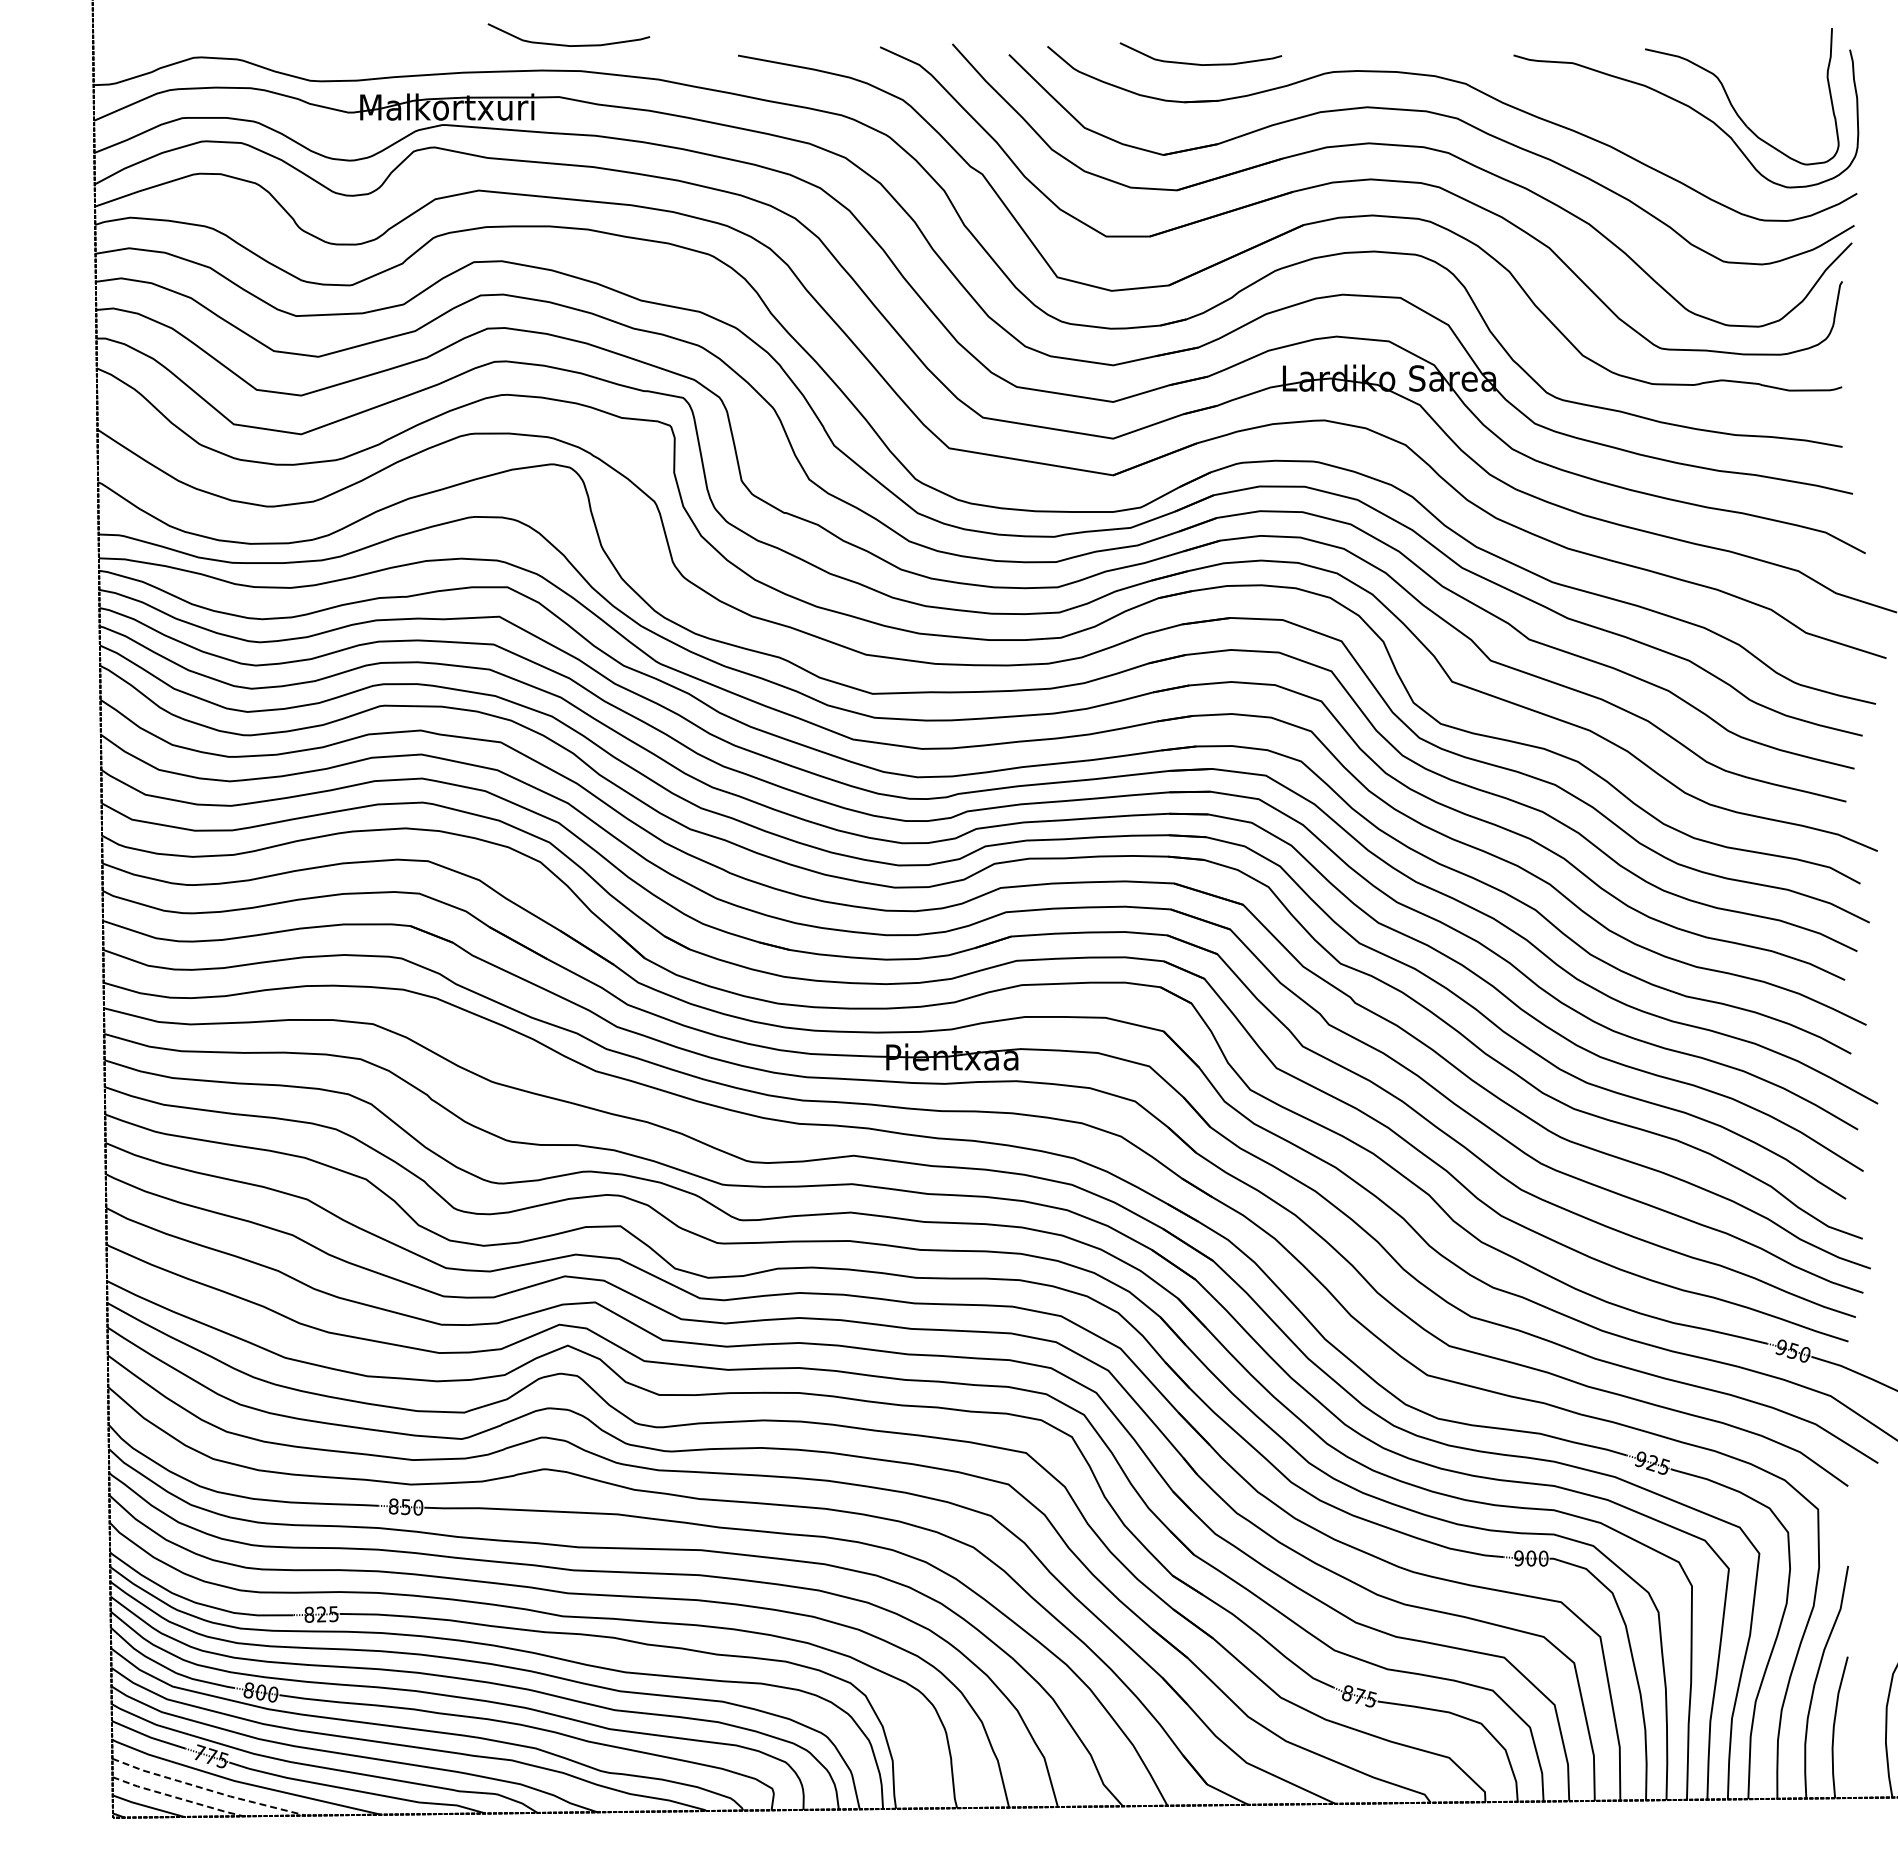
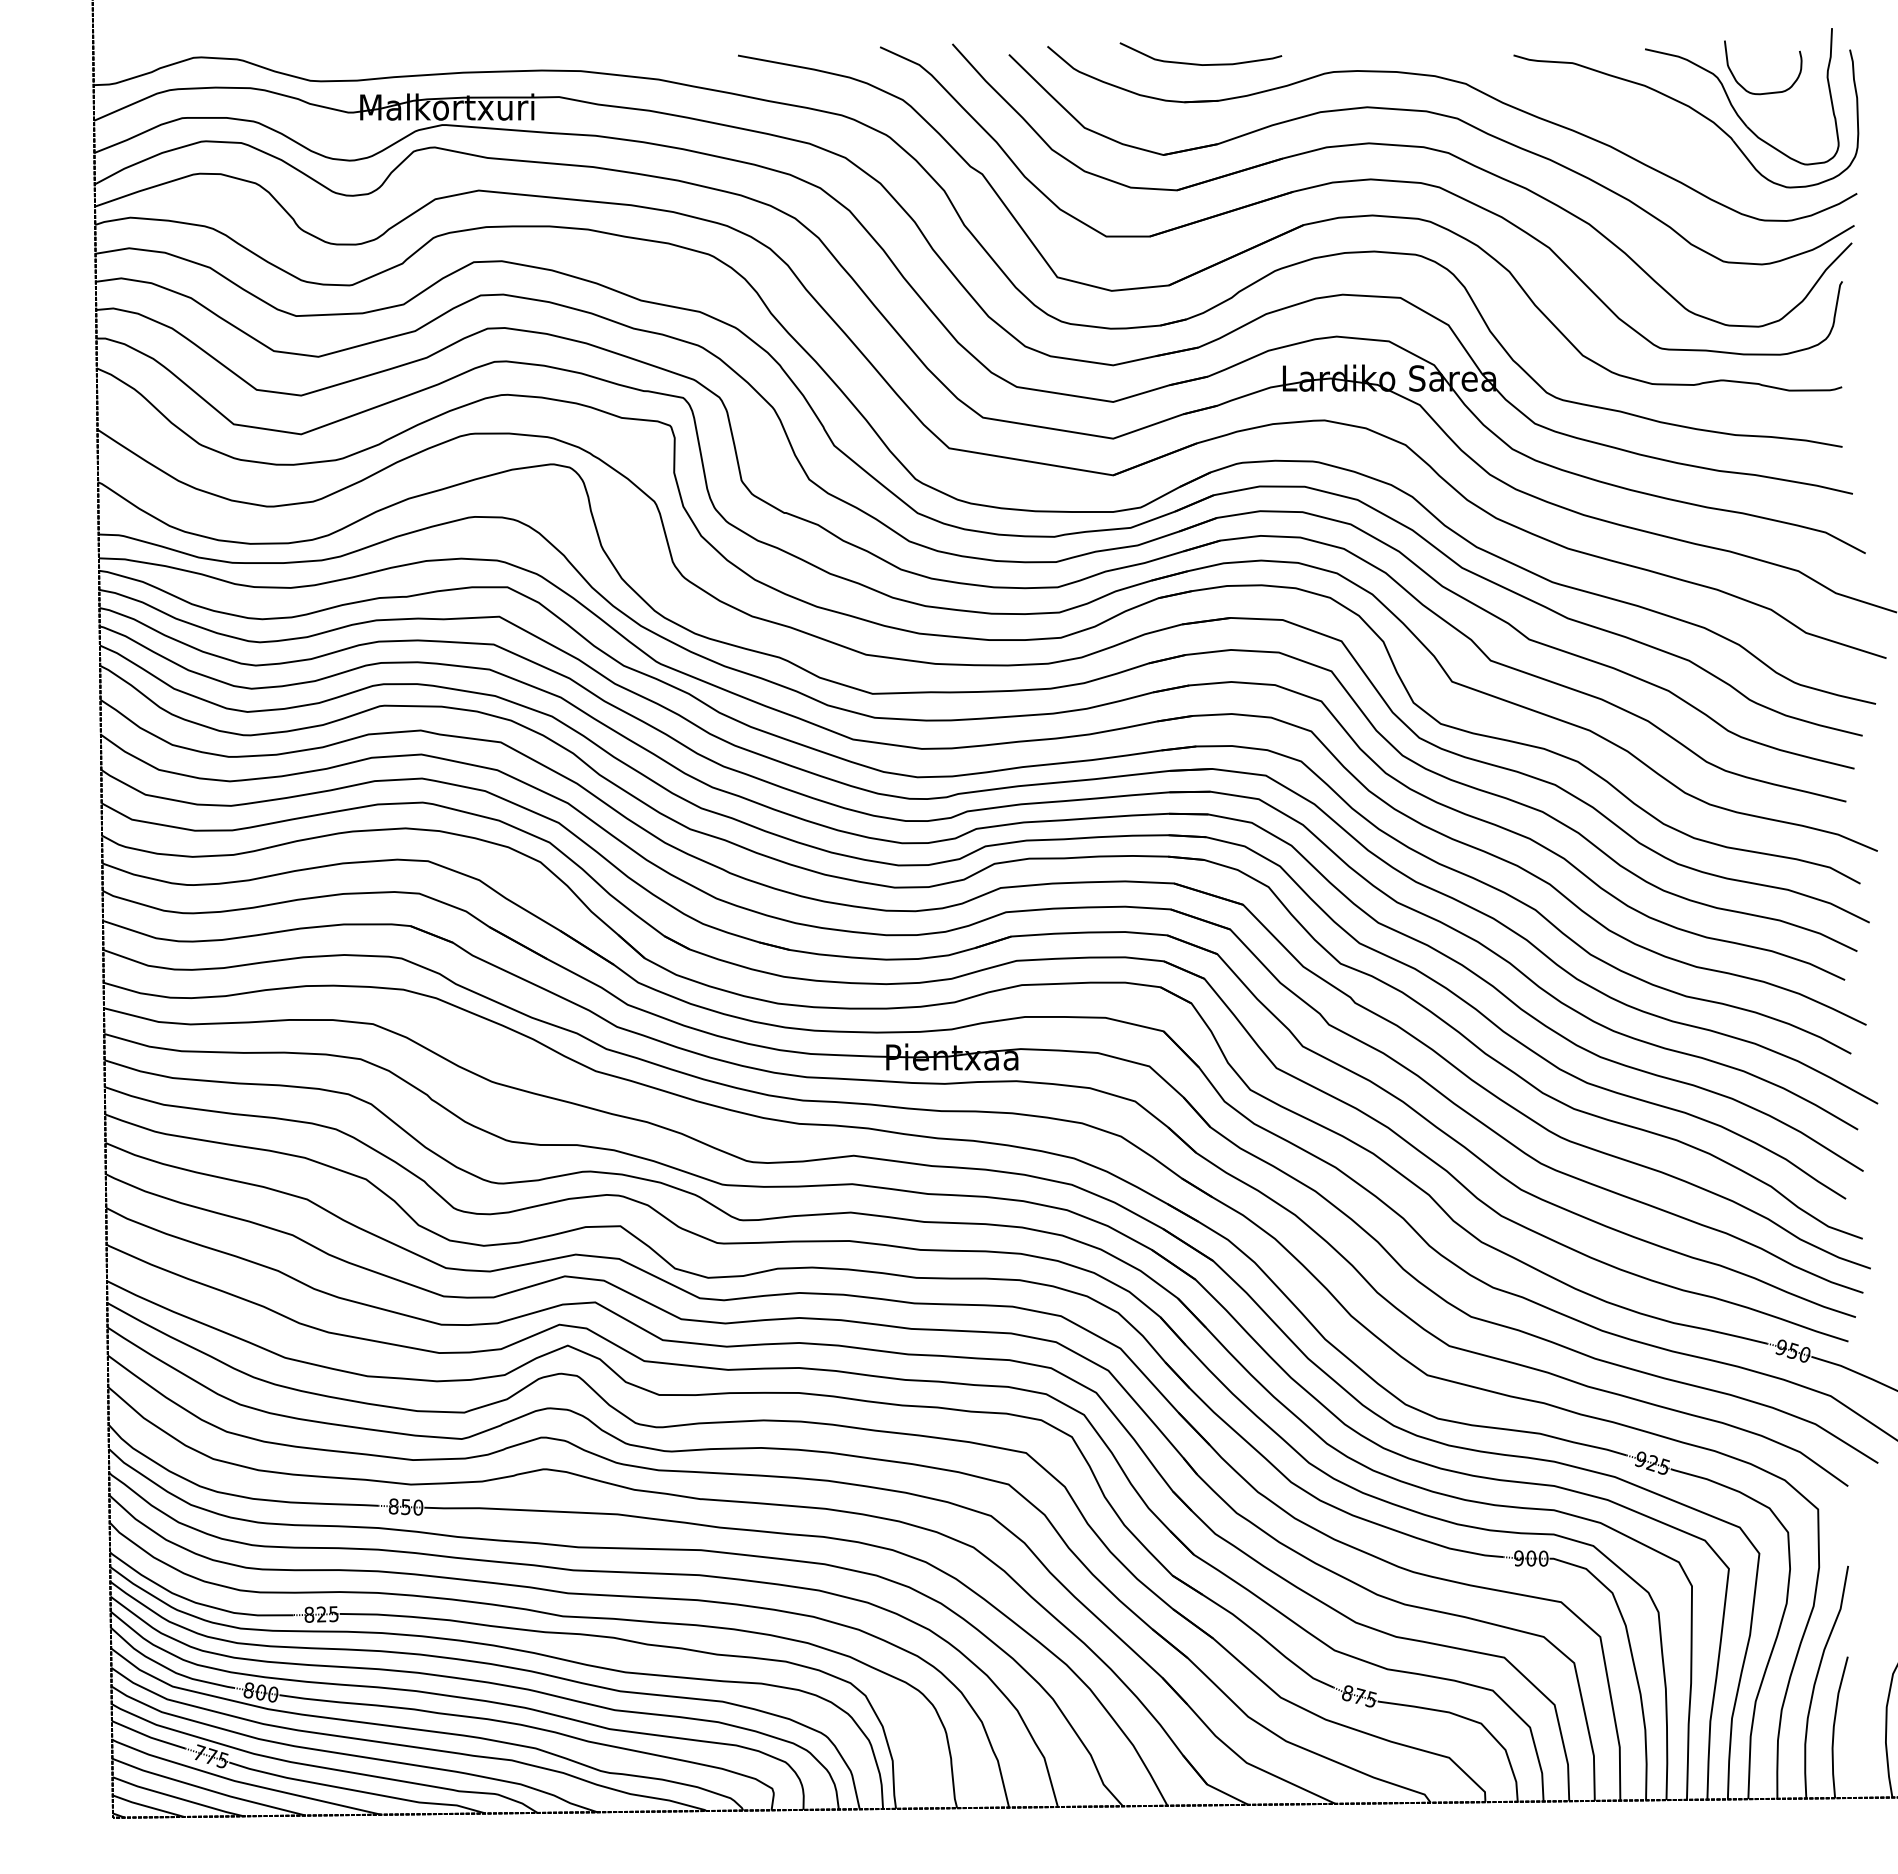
curve: present -> none (567, 44)
curve: none -> present (1764, 92)
line: dashed -> solid (207, 1789)
line: dashed -> solid (177, 1798)
